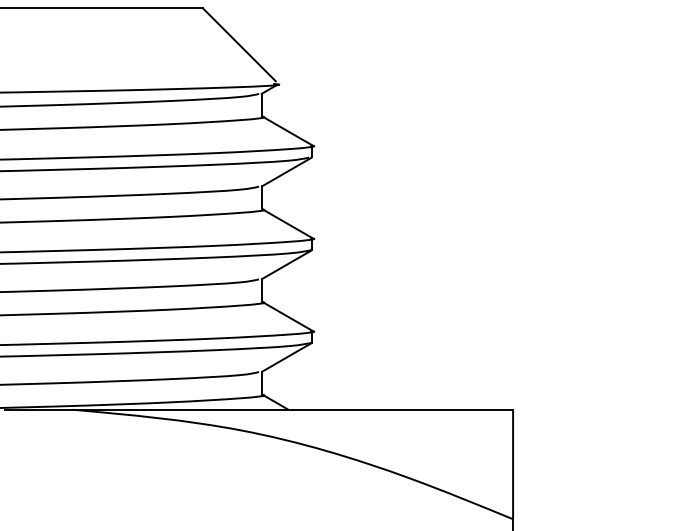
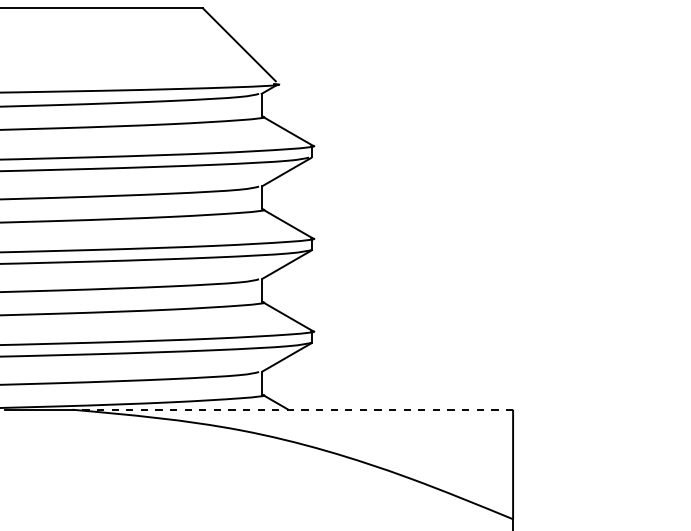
line: solid -> dashed (292, 409)
